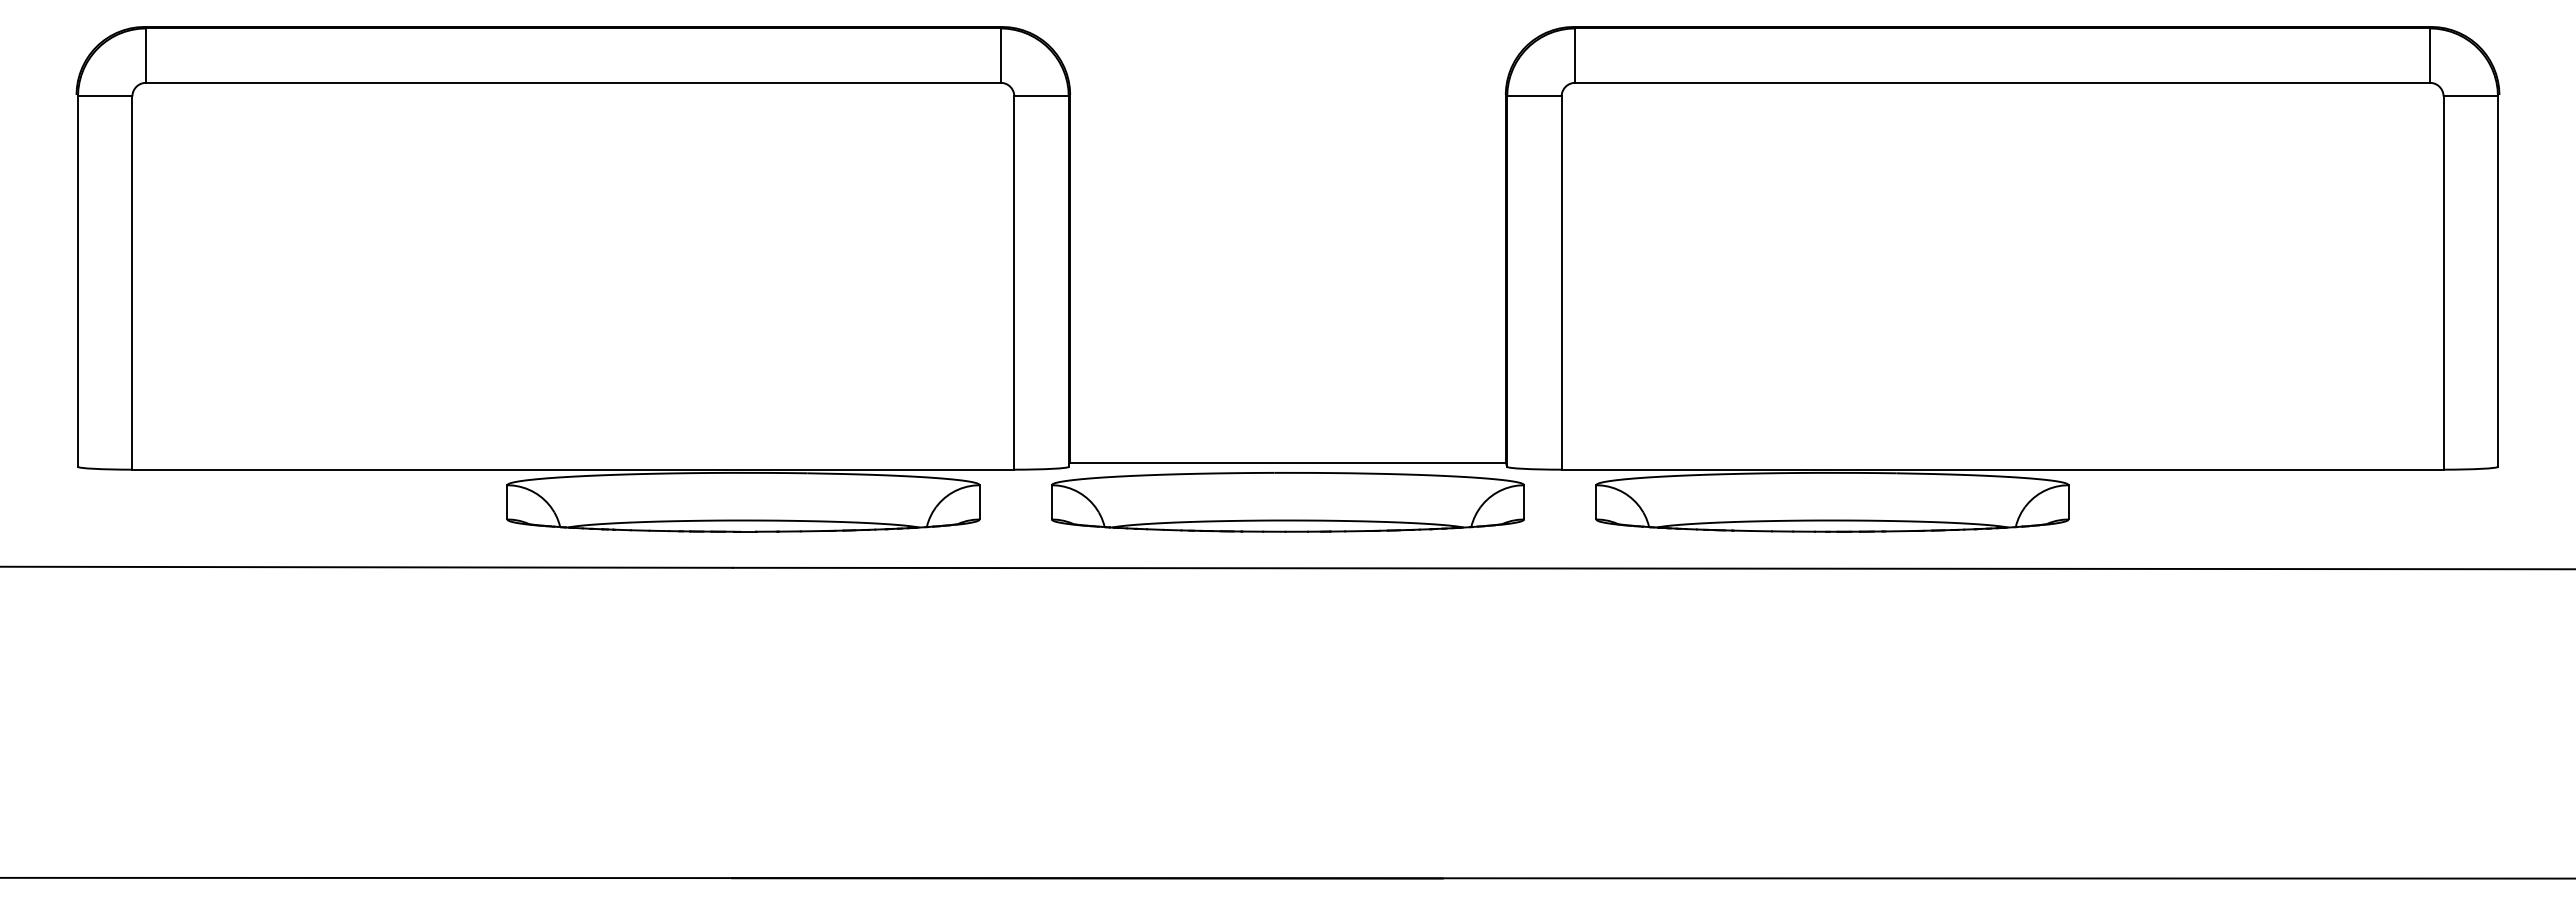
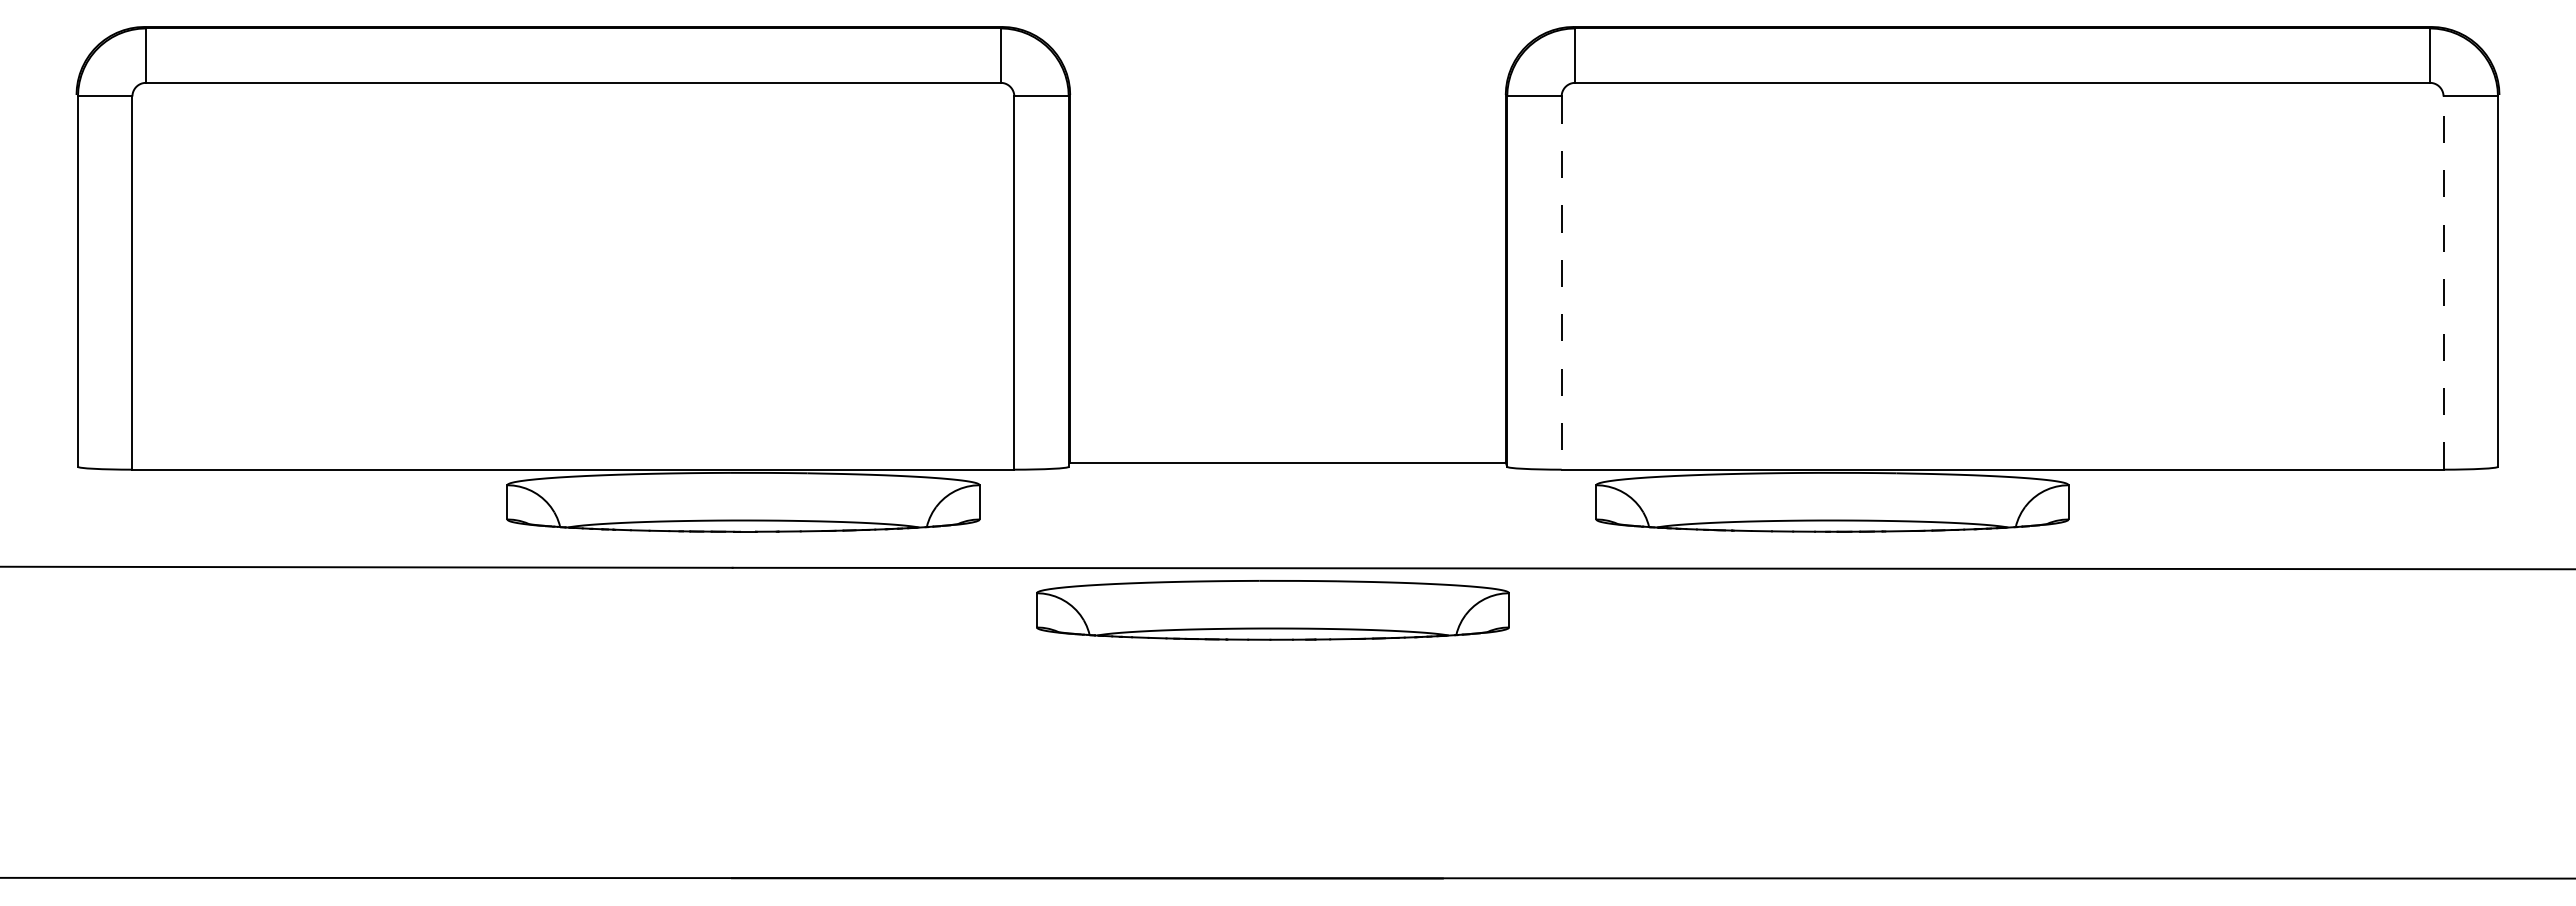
line: solid -> dashed (1561, 283)
line: solid -> dashed (2443, 283)
part position: (1287, 502) -> (1272, 610) (1272, 610)
